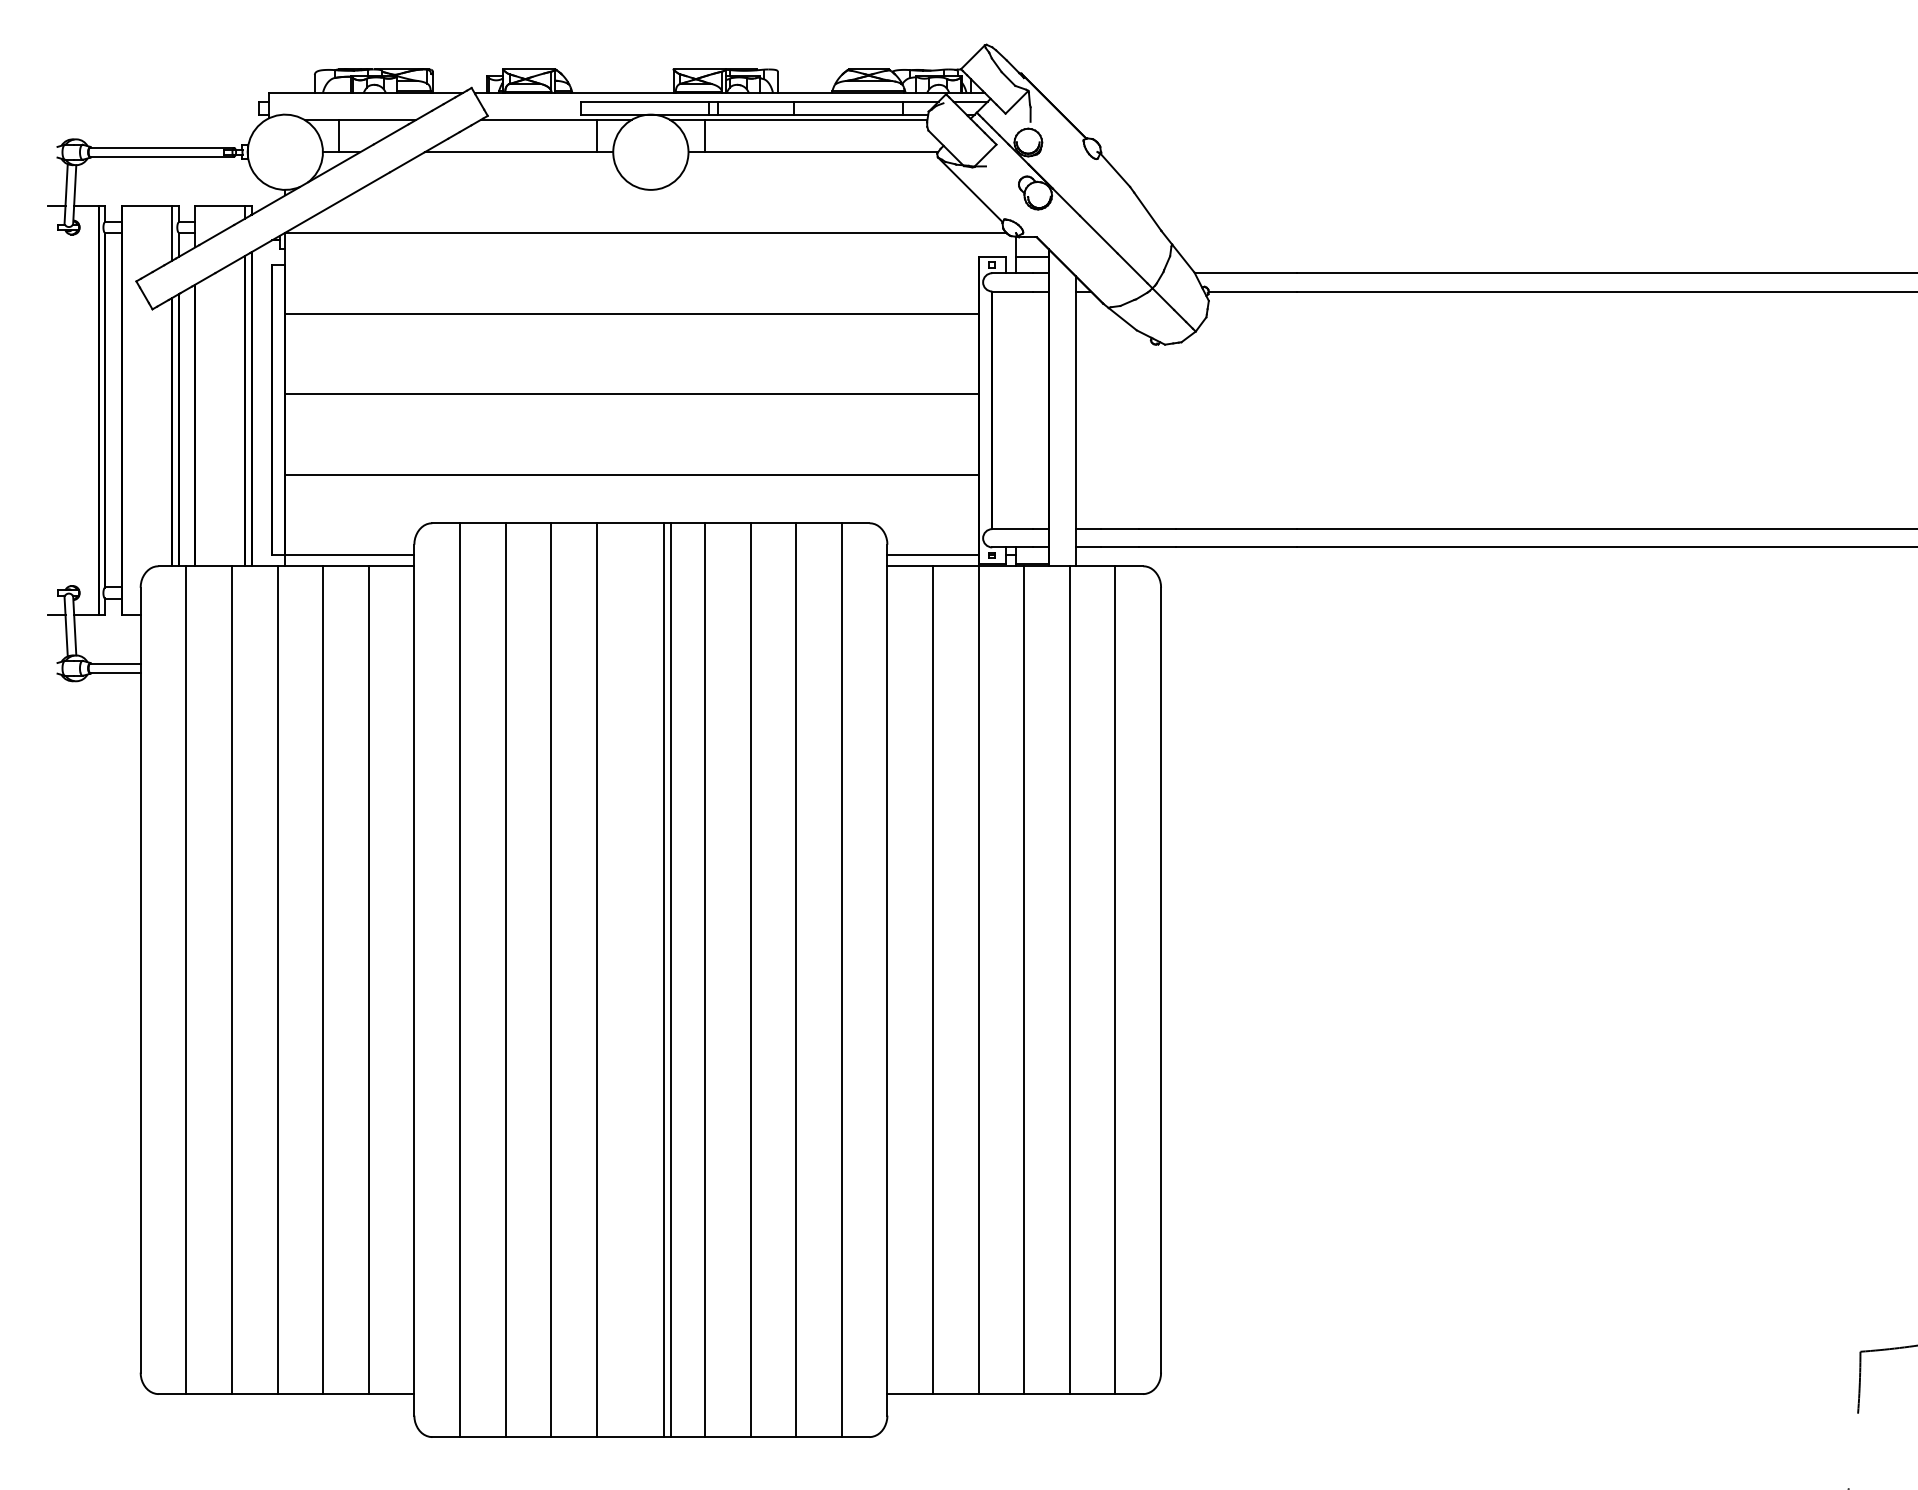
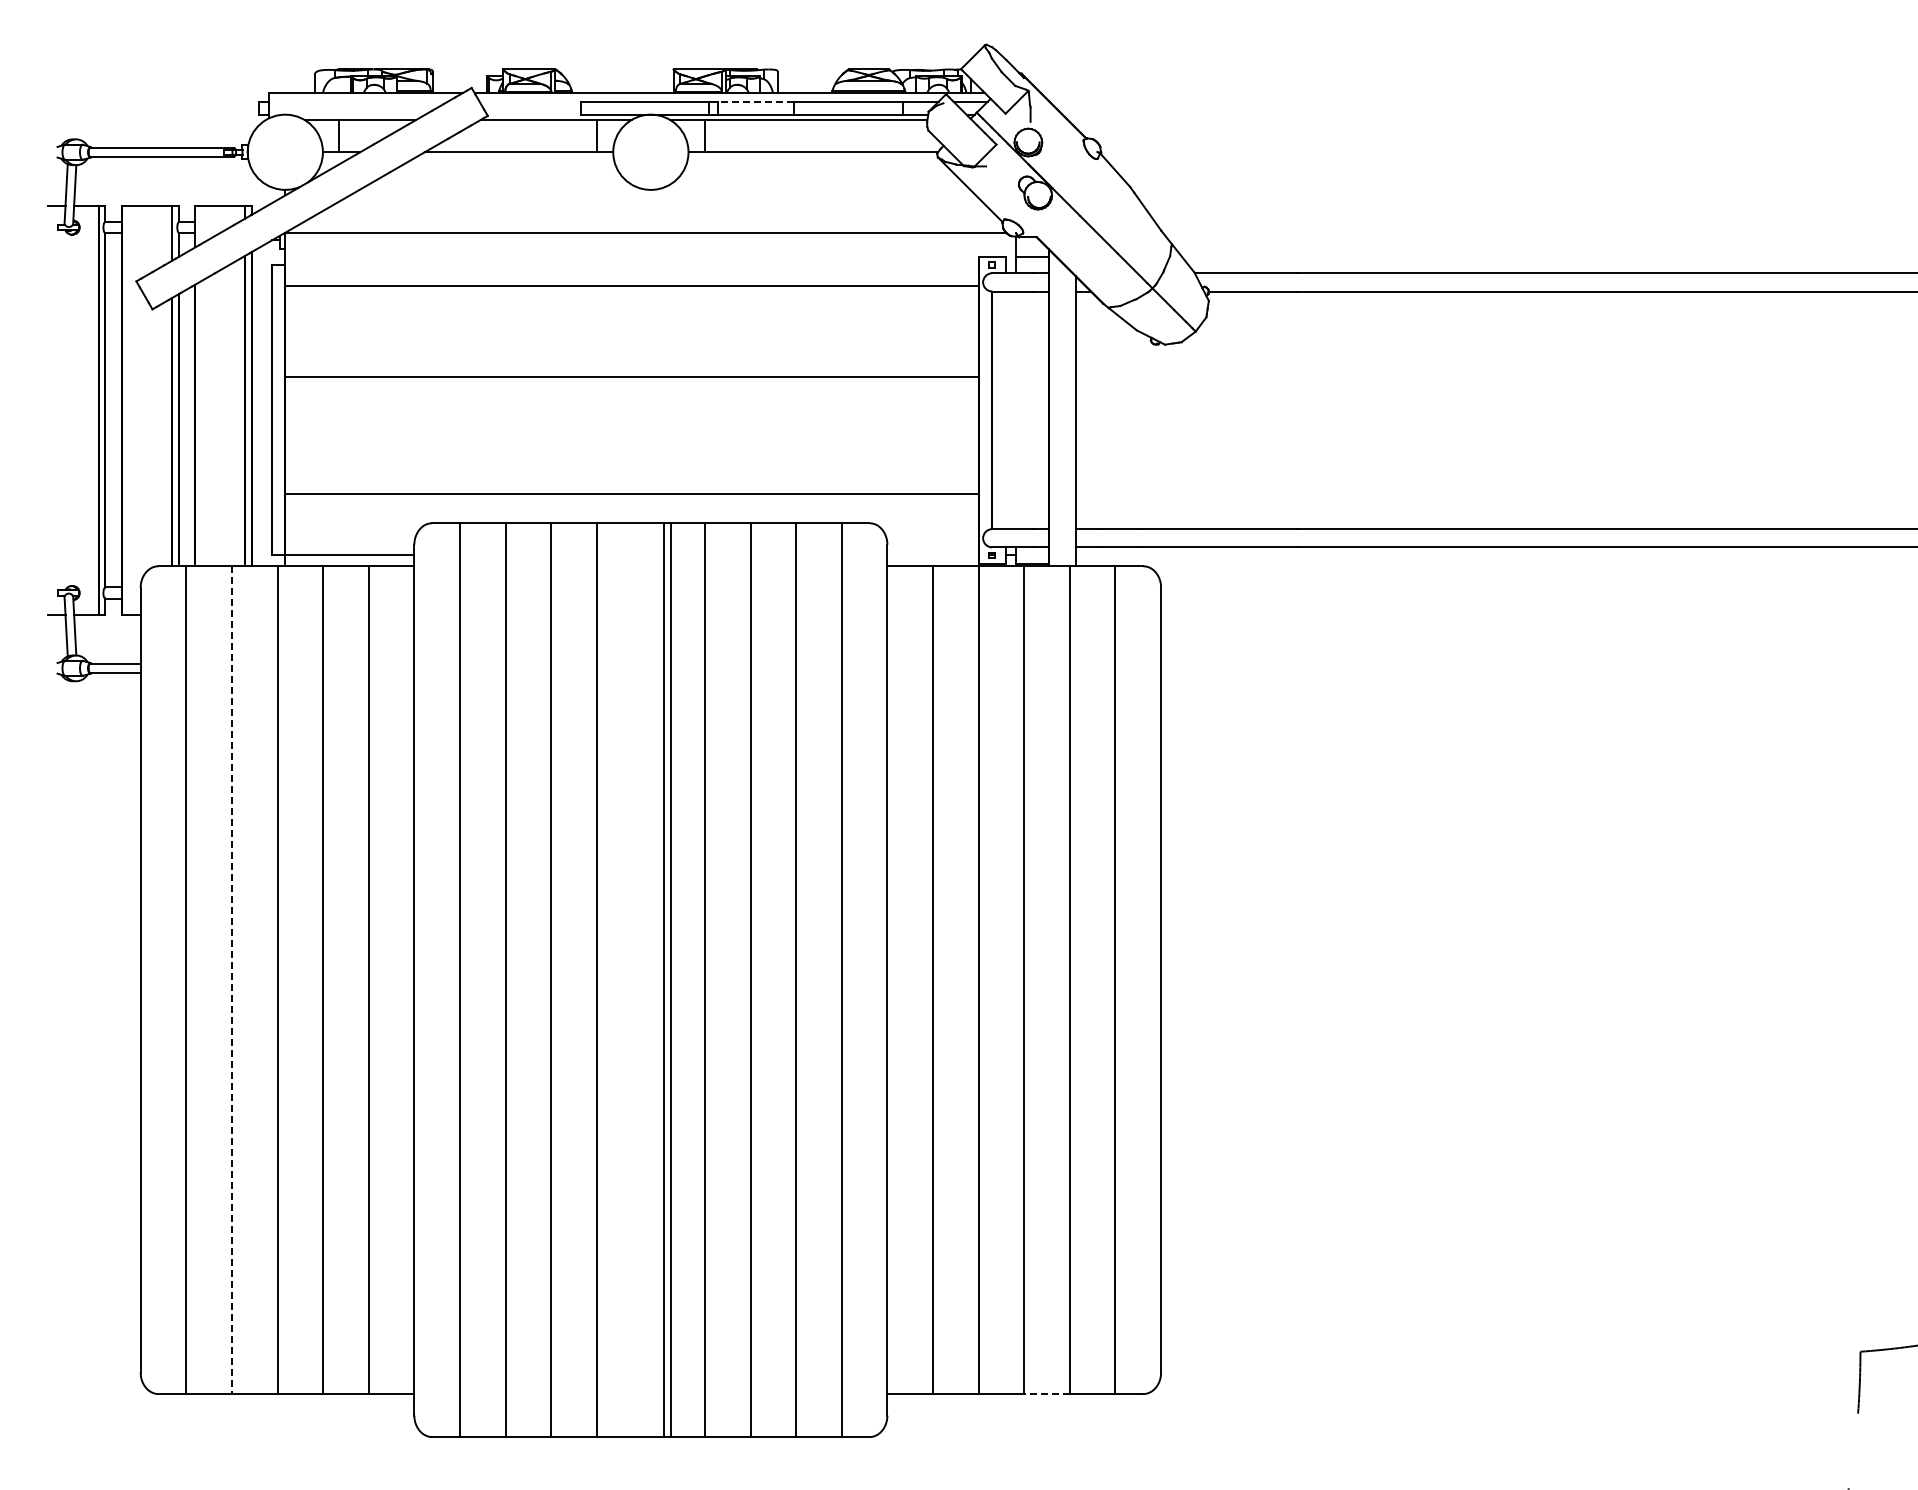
line: solid -> dashed (755, 101)
line position: (631, 313) -> (631, 285) (631, 285)
line position: (631, 394) -> (631, 377) (631, 377)
line position: (631, 474) -> (631, 493) (631, 493)
line: present -> none (932, 555)
line: solid -> dashed (231, 980)
line: solid -> dashed (1047, 1394)
